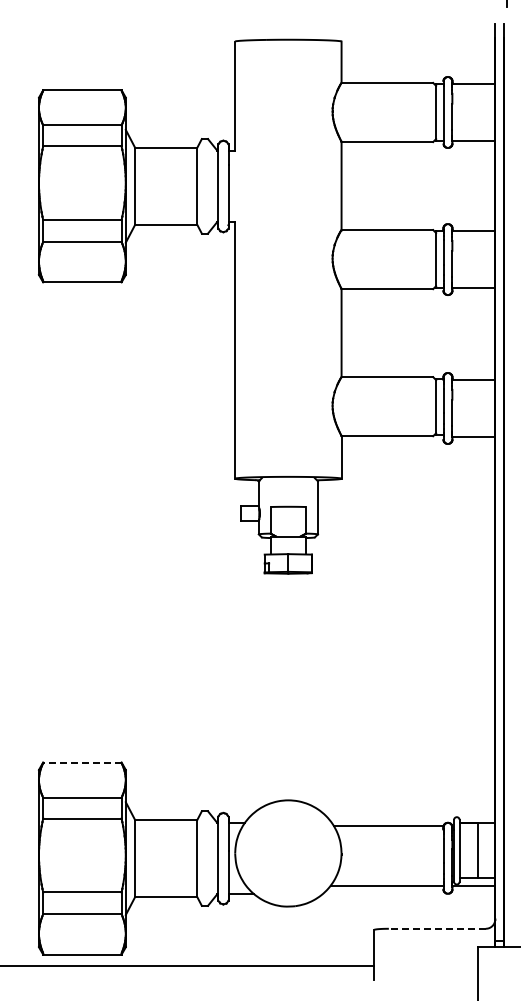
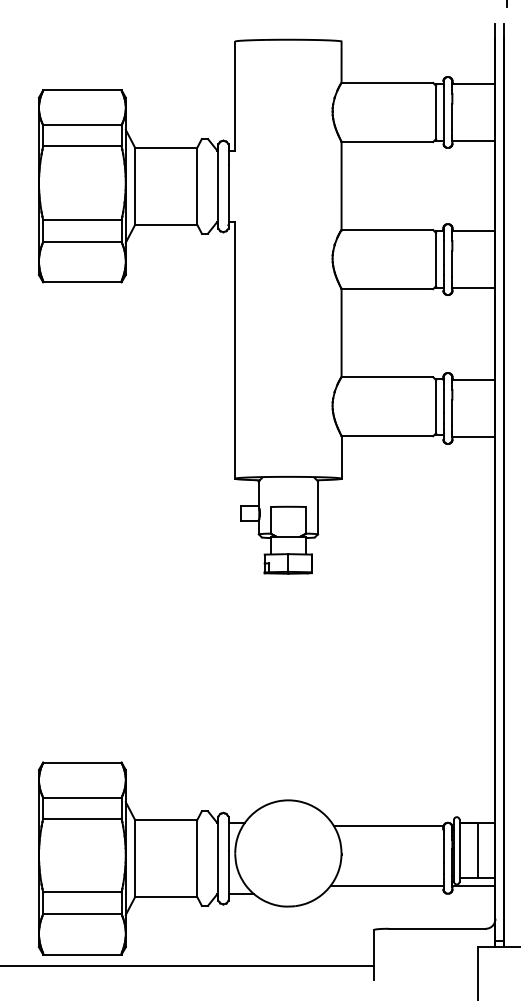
line: dashed -> solid (81, 762)
line: dashed -> solid (436, 928)
